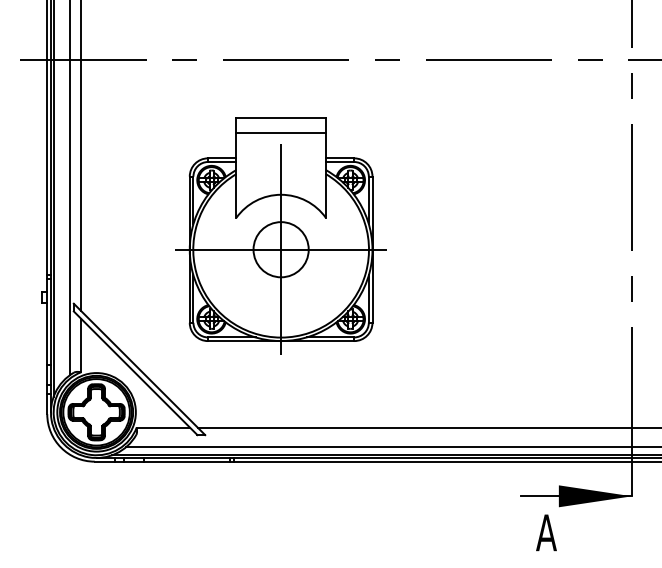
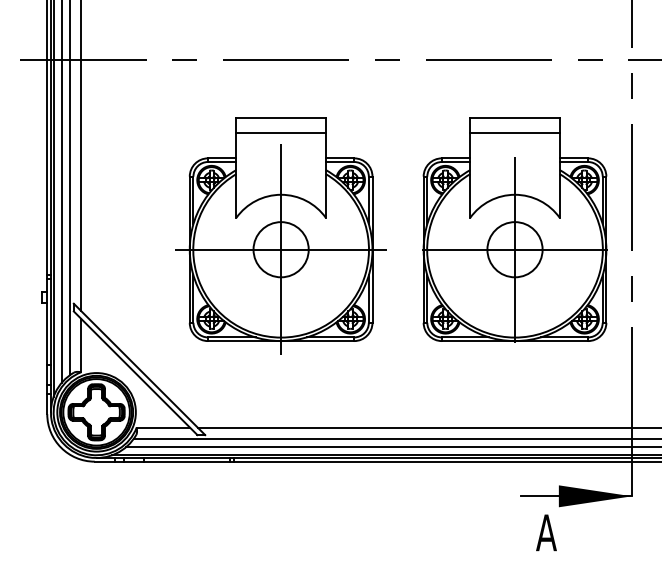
line: none -> present (61, 192)
part: none -> present (514, 229)
line: none -> present (395, 438)
